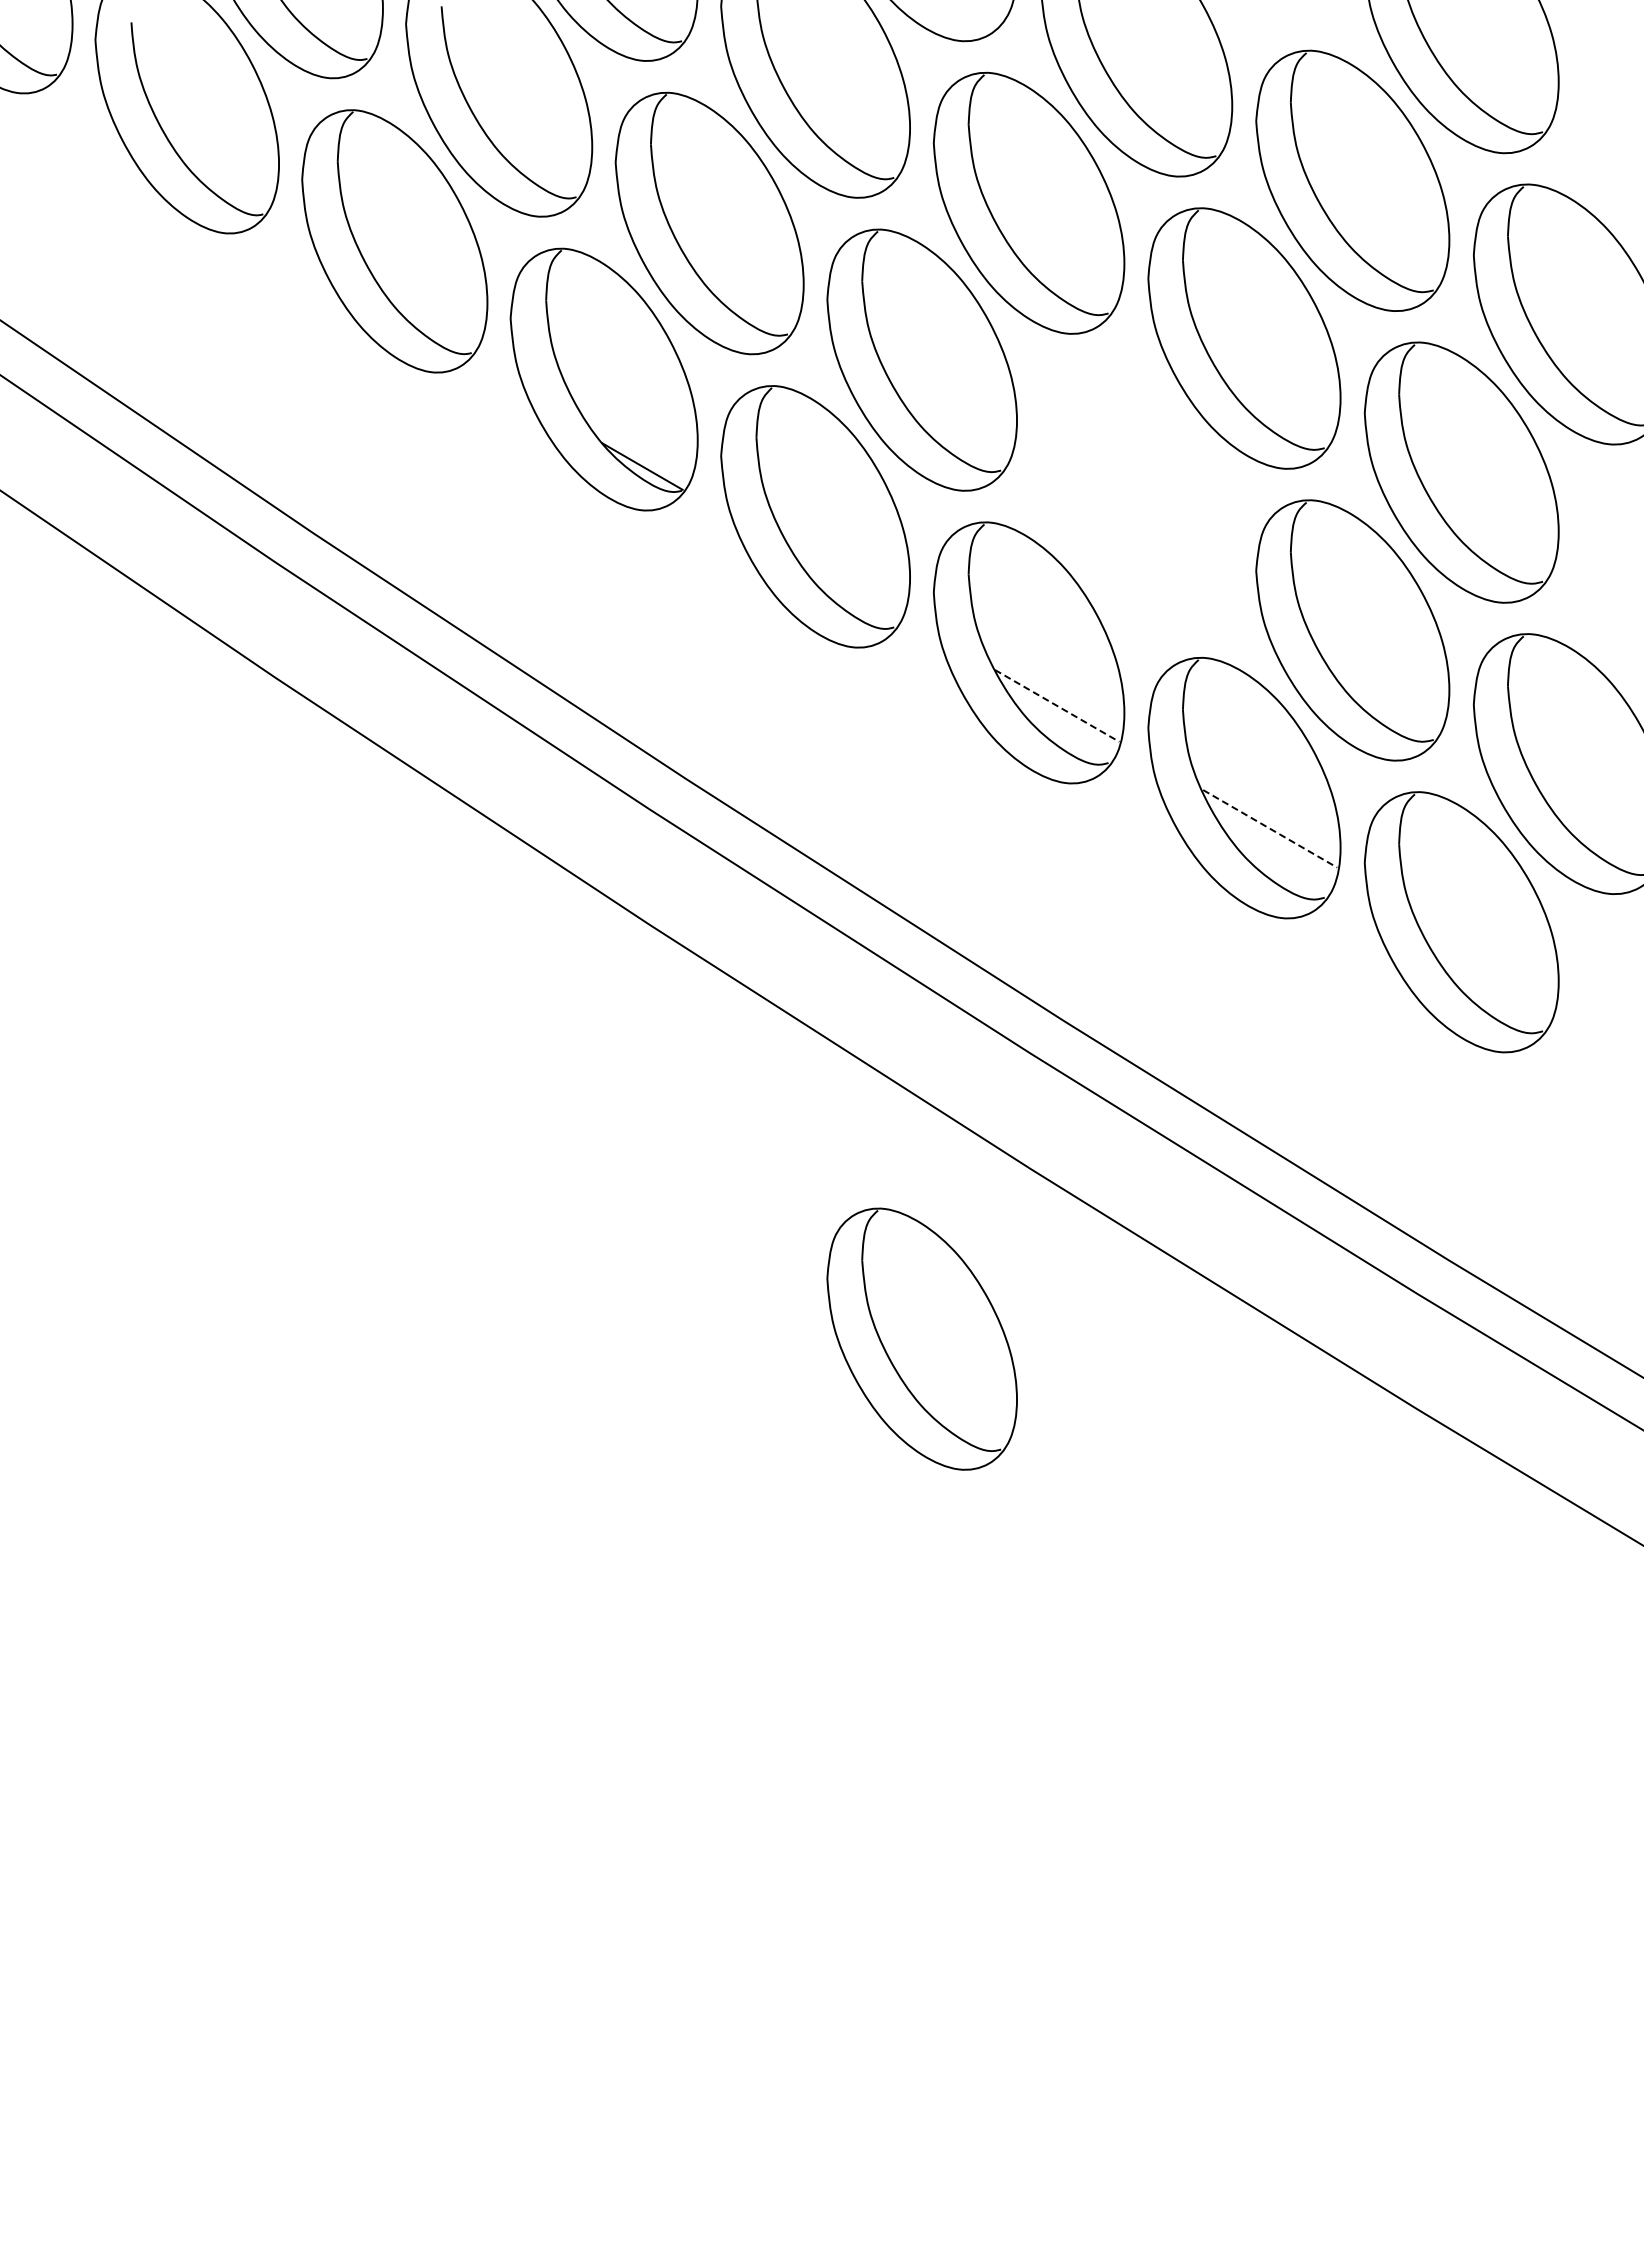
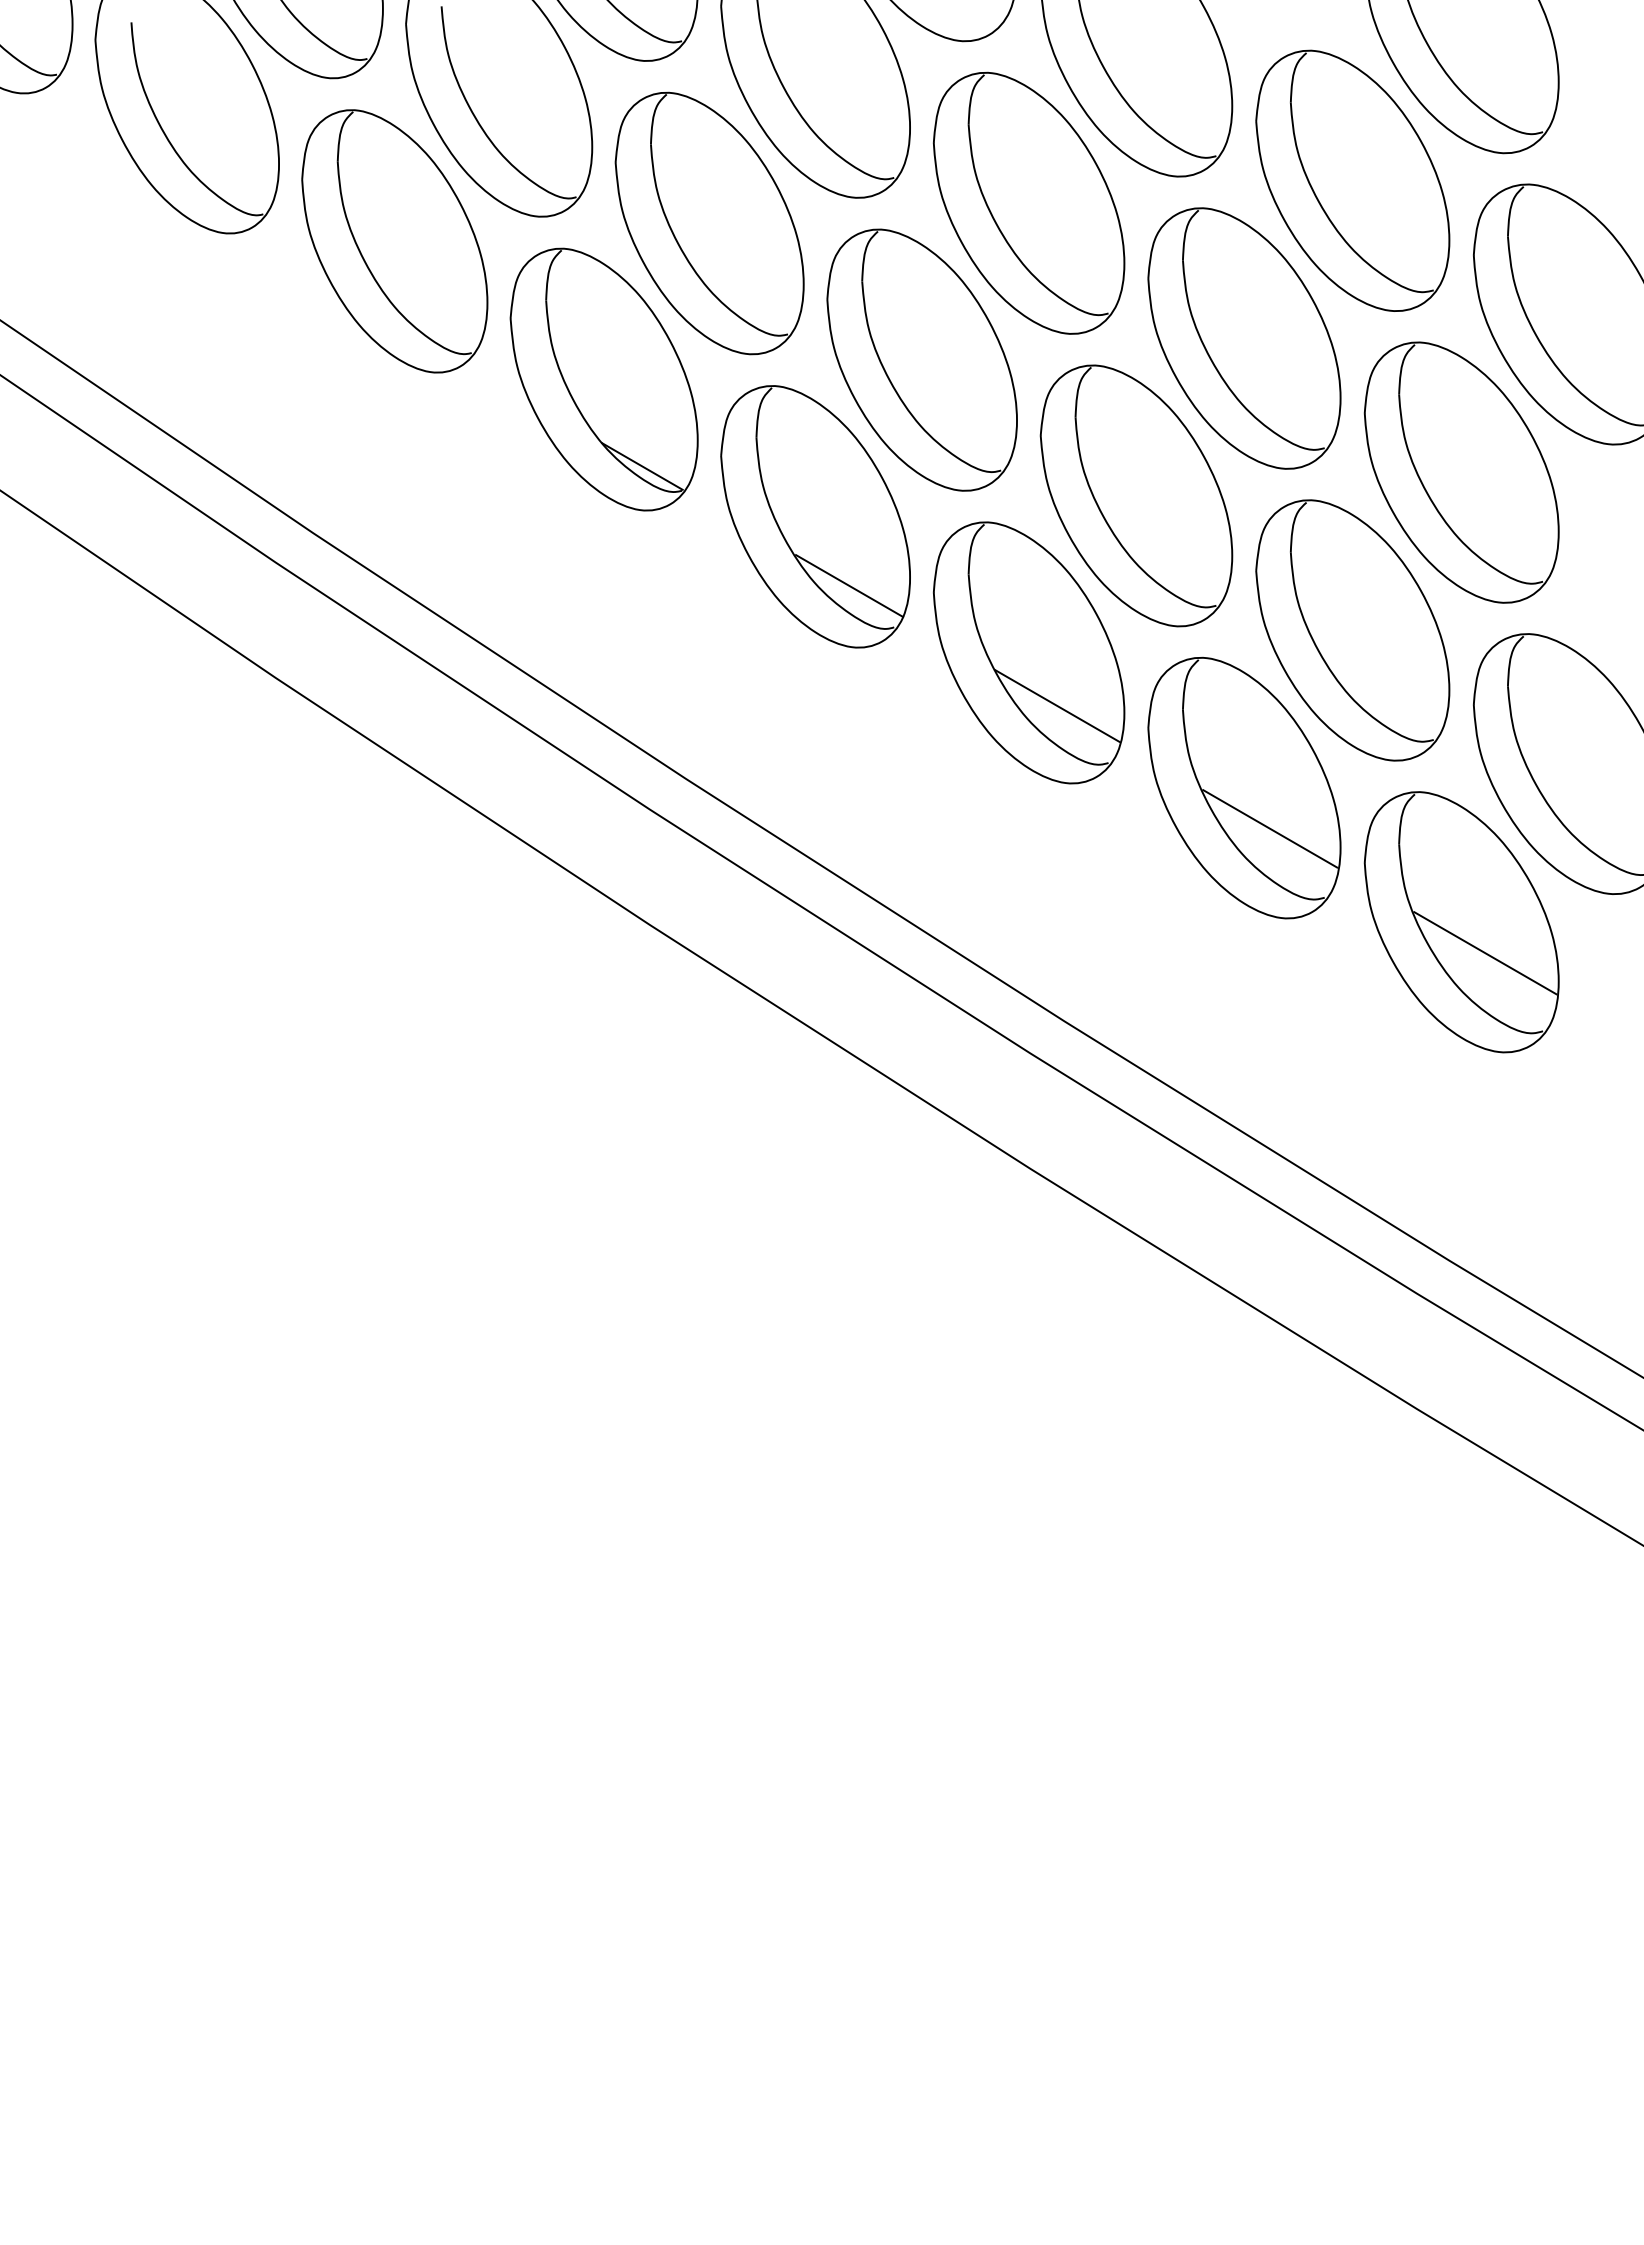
part: none -> present (1136, 495)
line: none -> present (849, 586)
line: dashed -> solid (1057, 705)
line: dashed -> solid (1270, 829)
line: none -> present (1485, 953)
part: present -> none (921, 1338)
